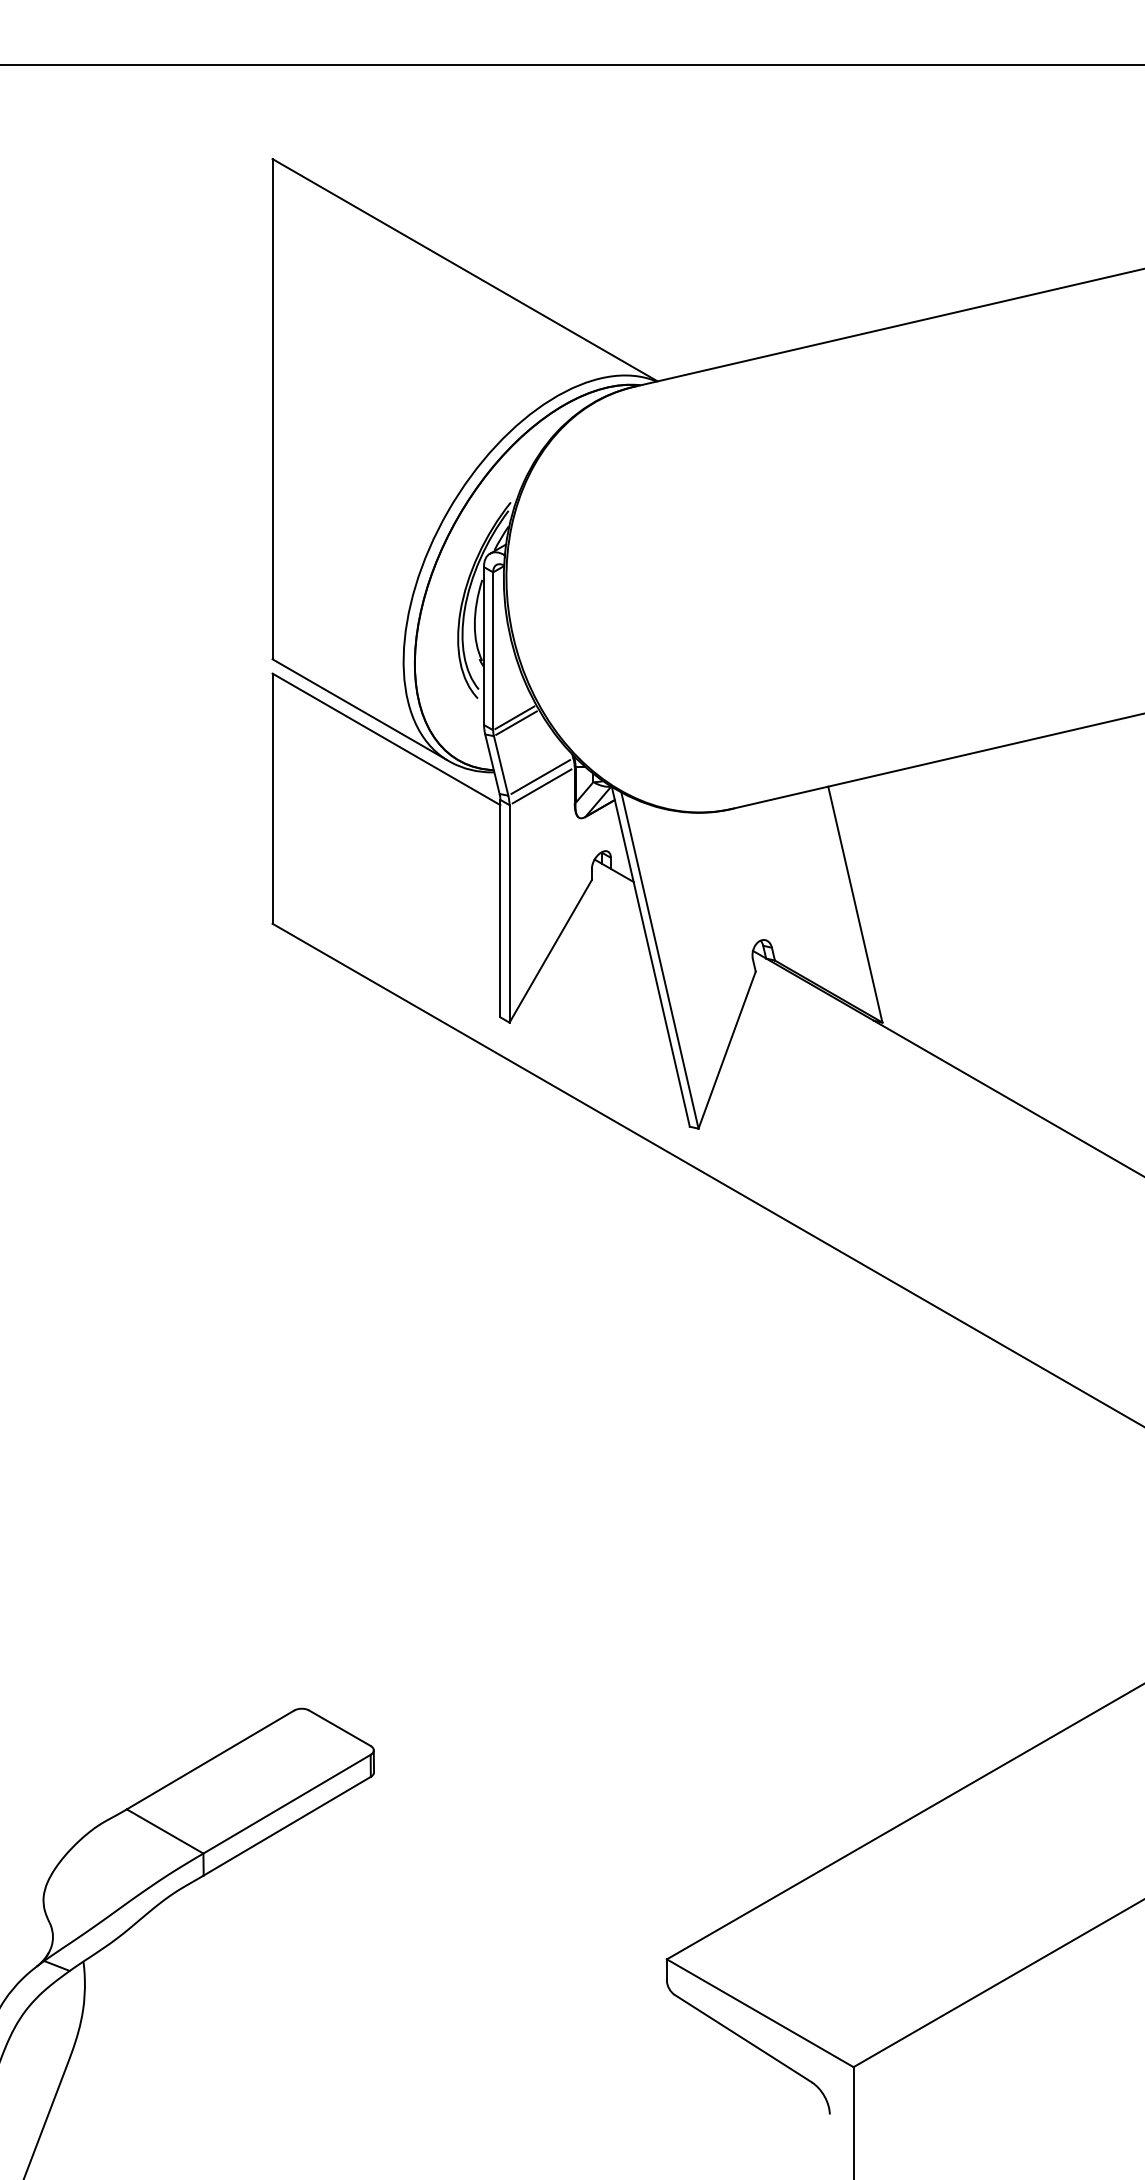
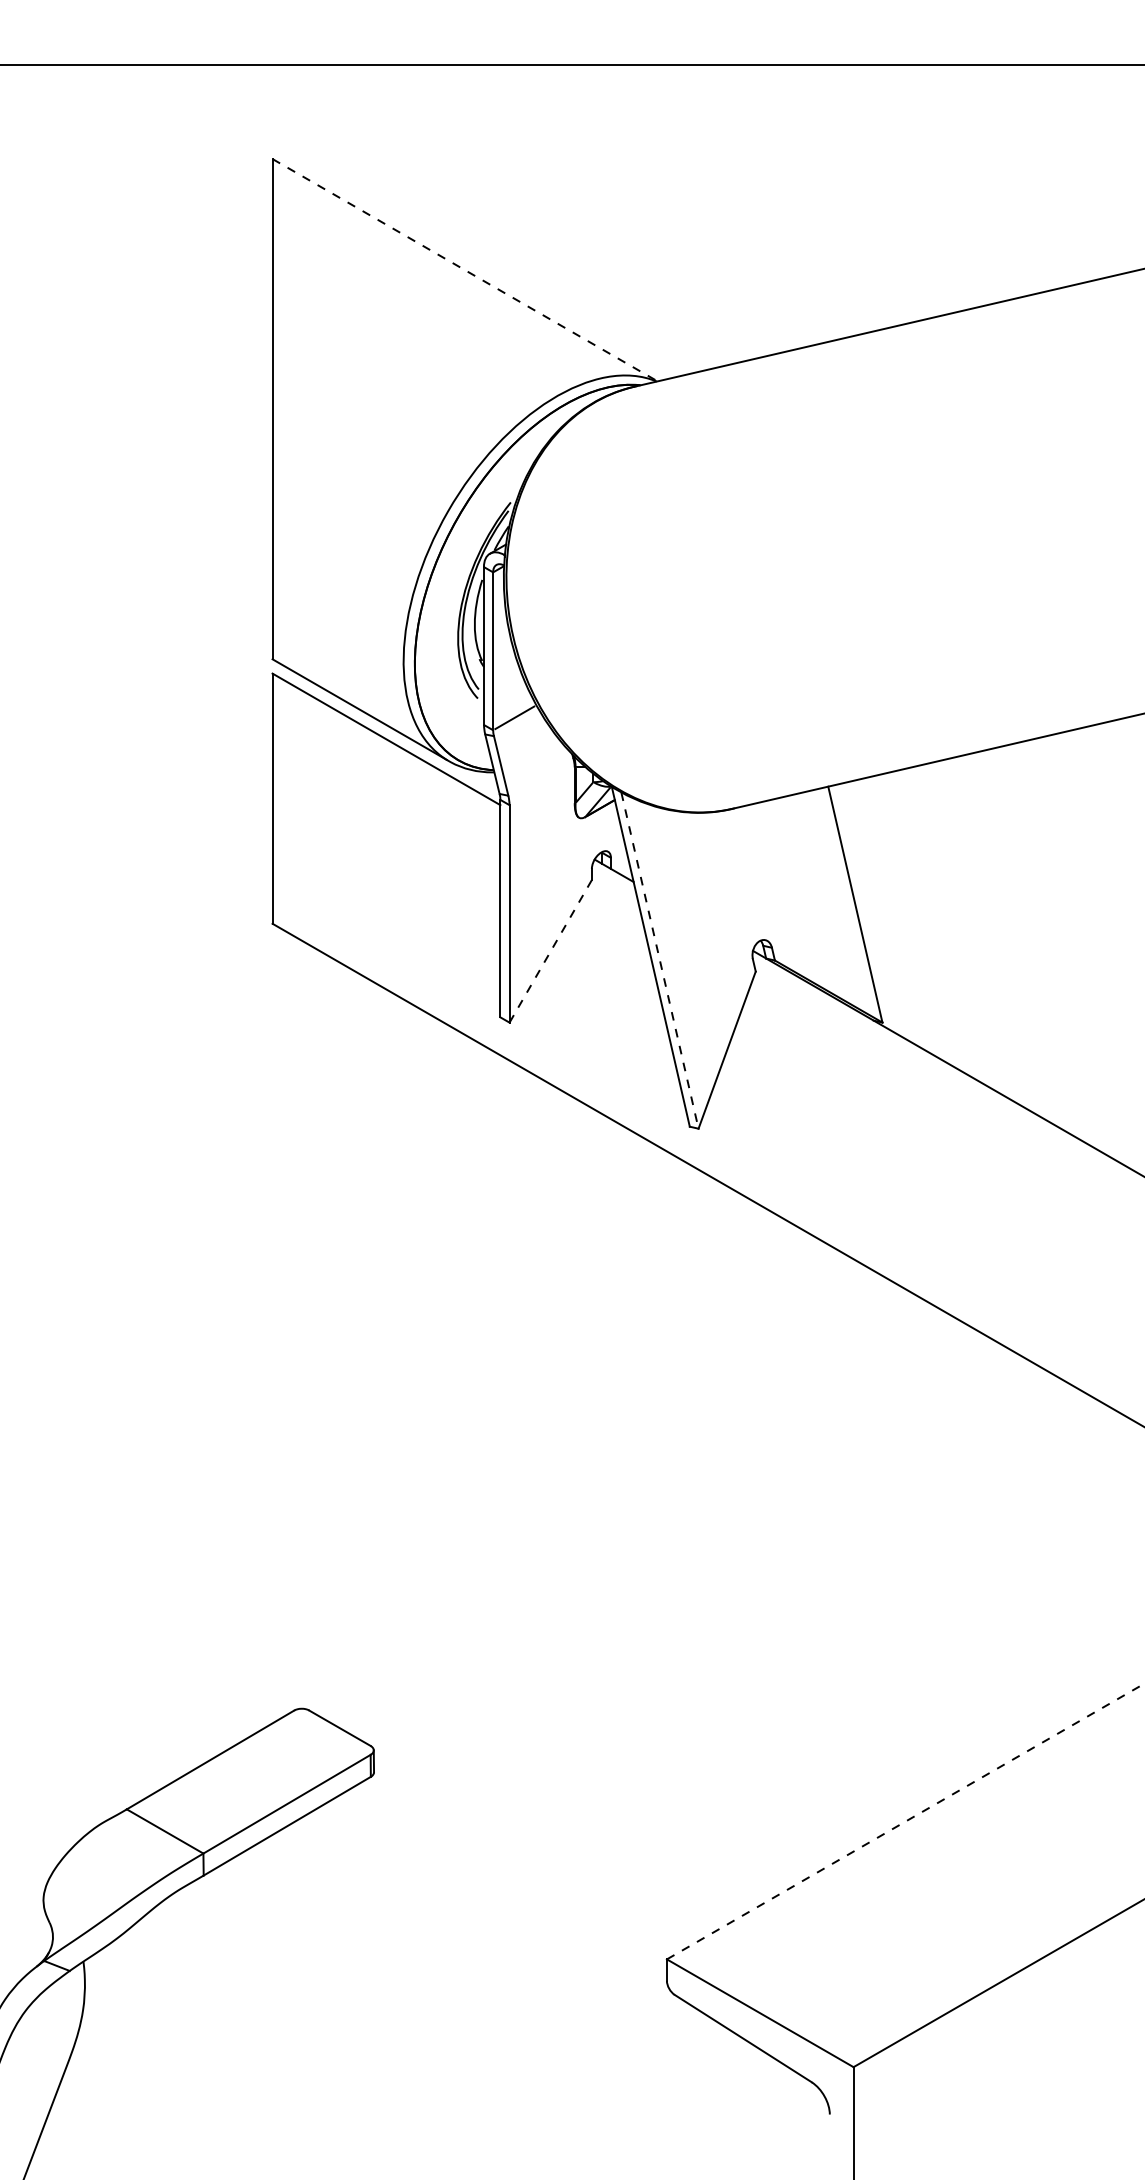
line: solid -> dashed (465, 270)
line: present -> none (516, 722)
line: present -> none (540, 776)
line: present -> none (541, 786)
line: solid -> dashed (550, 950)
line: solid -> dashed (660, 961)
line: solid -> dashed (905, 1821)
